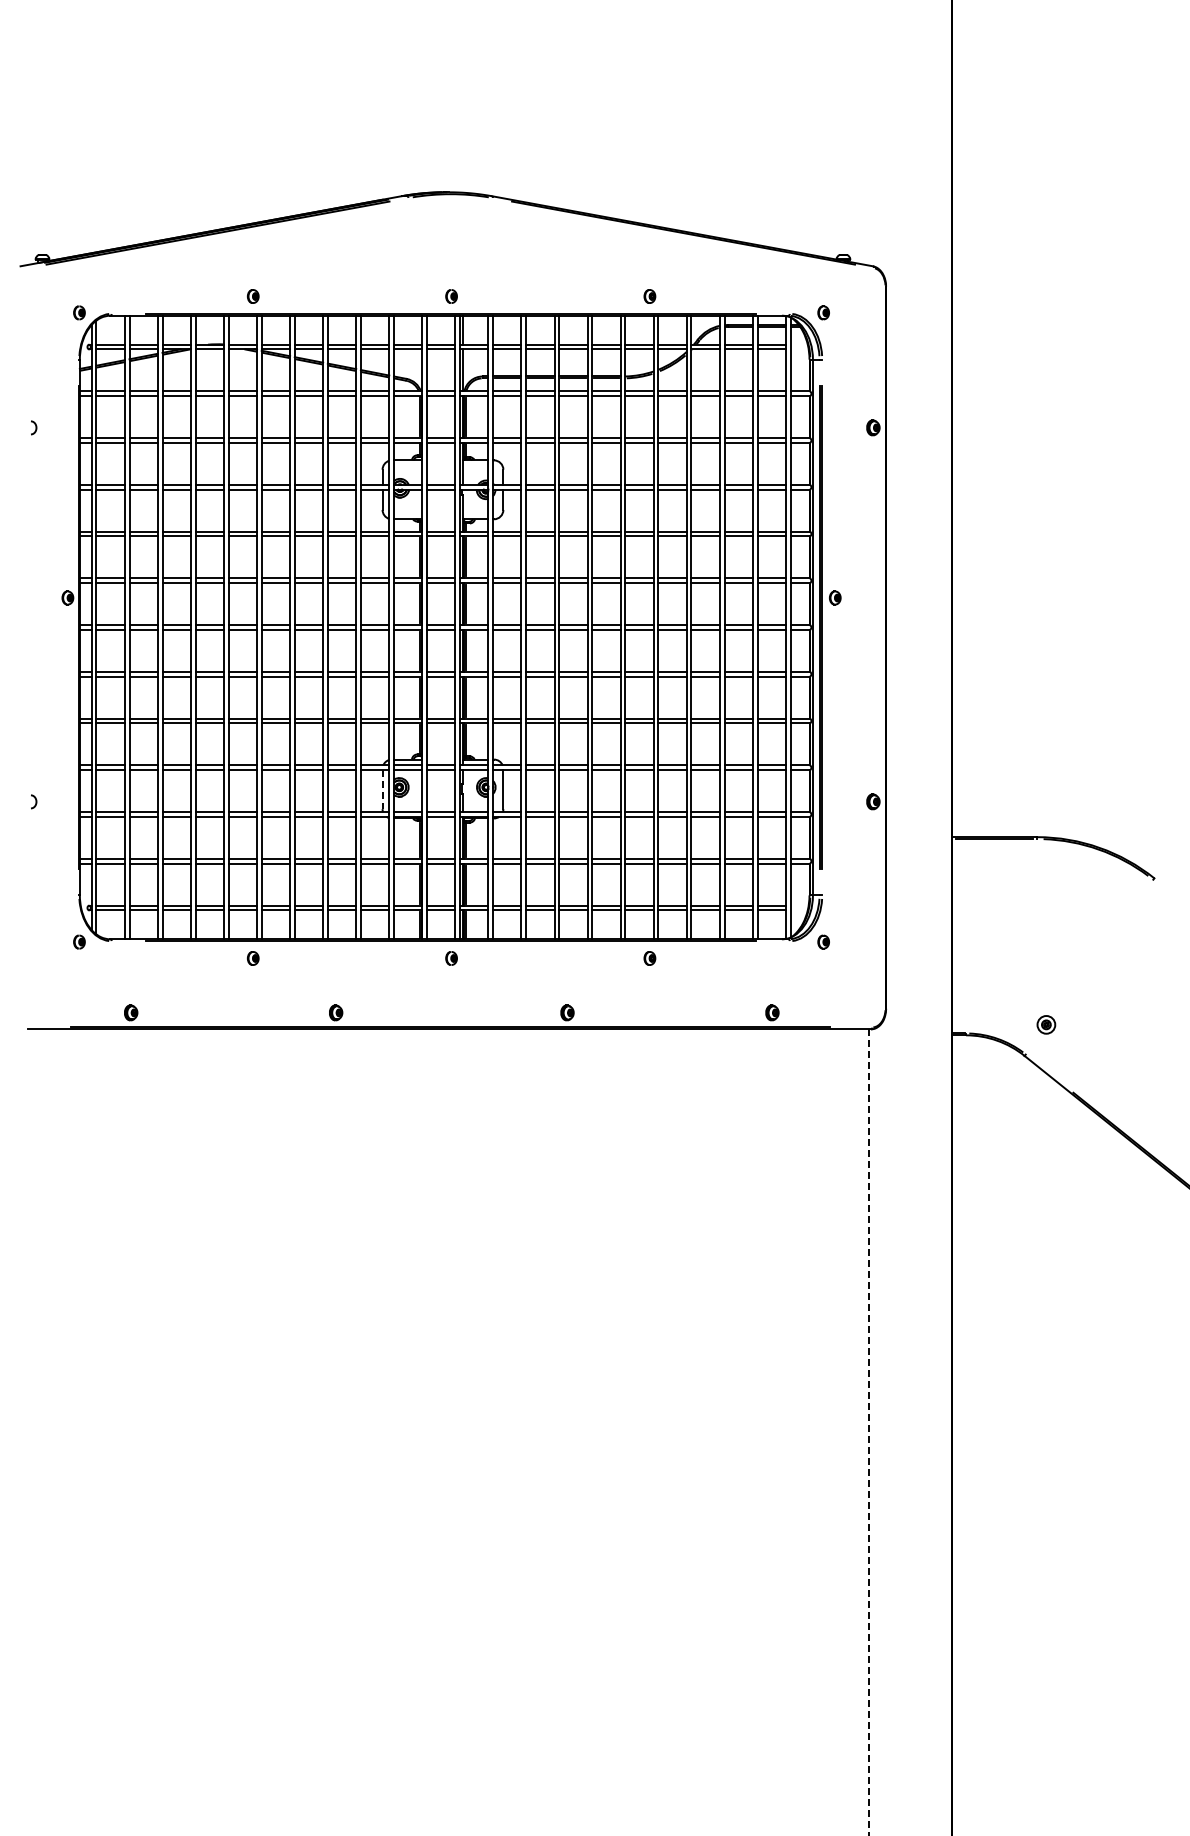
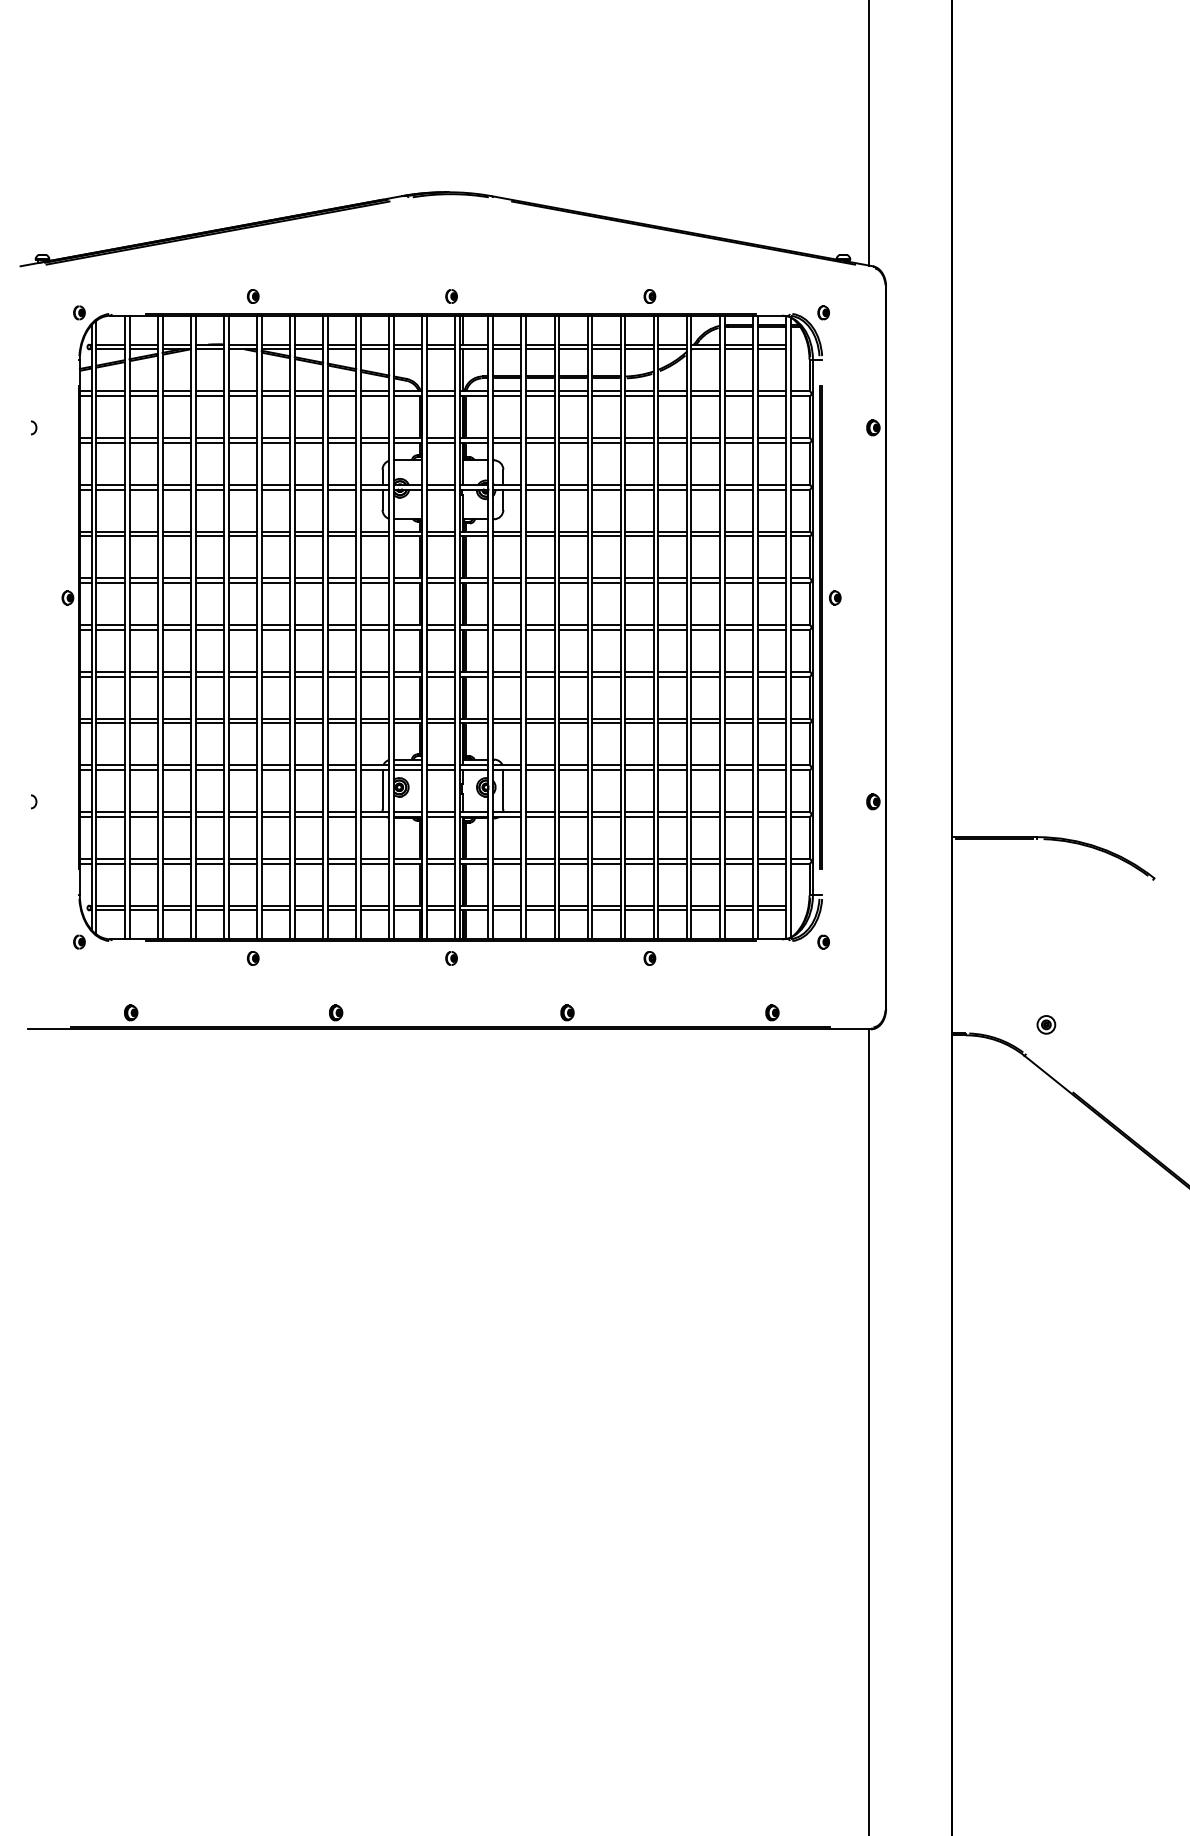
line: none -> present (868, 133)
line: dashed -> solid (382, 789)
line: dashed -> solid (868, 1432)
